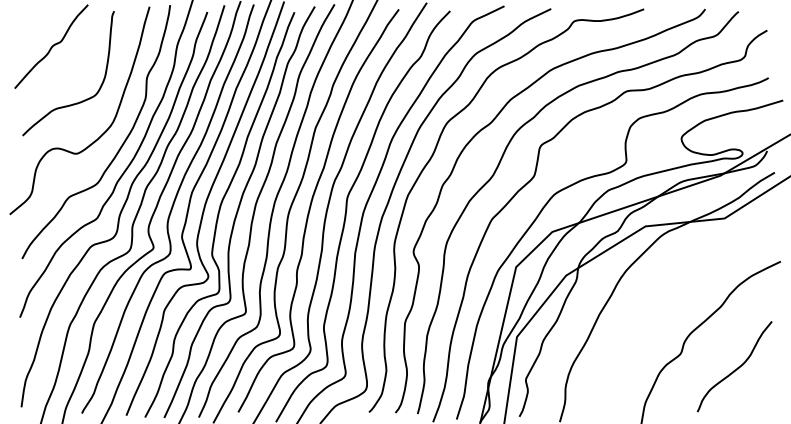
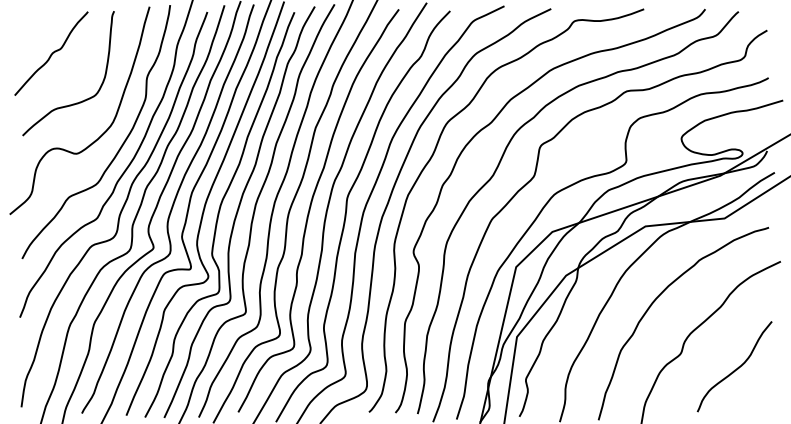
curve position: (51, 46) -> (51, 53) (51, 53)
curve: none -> present (655, 301)
